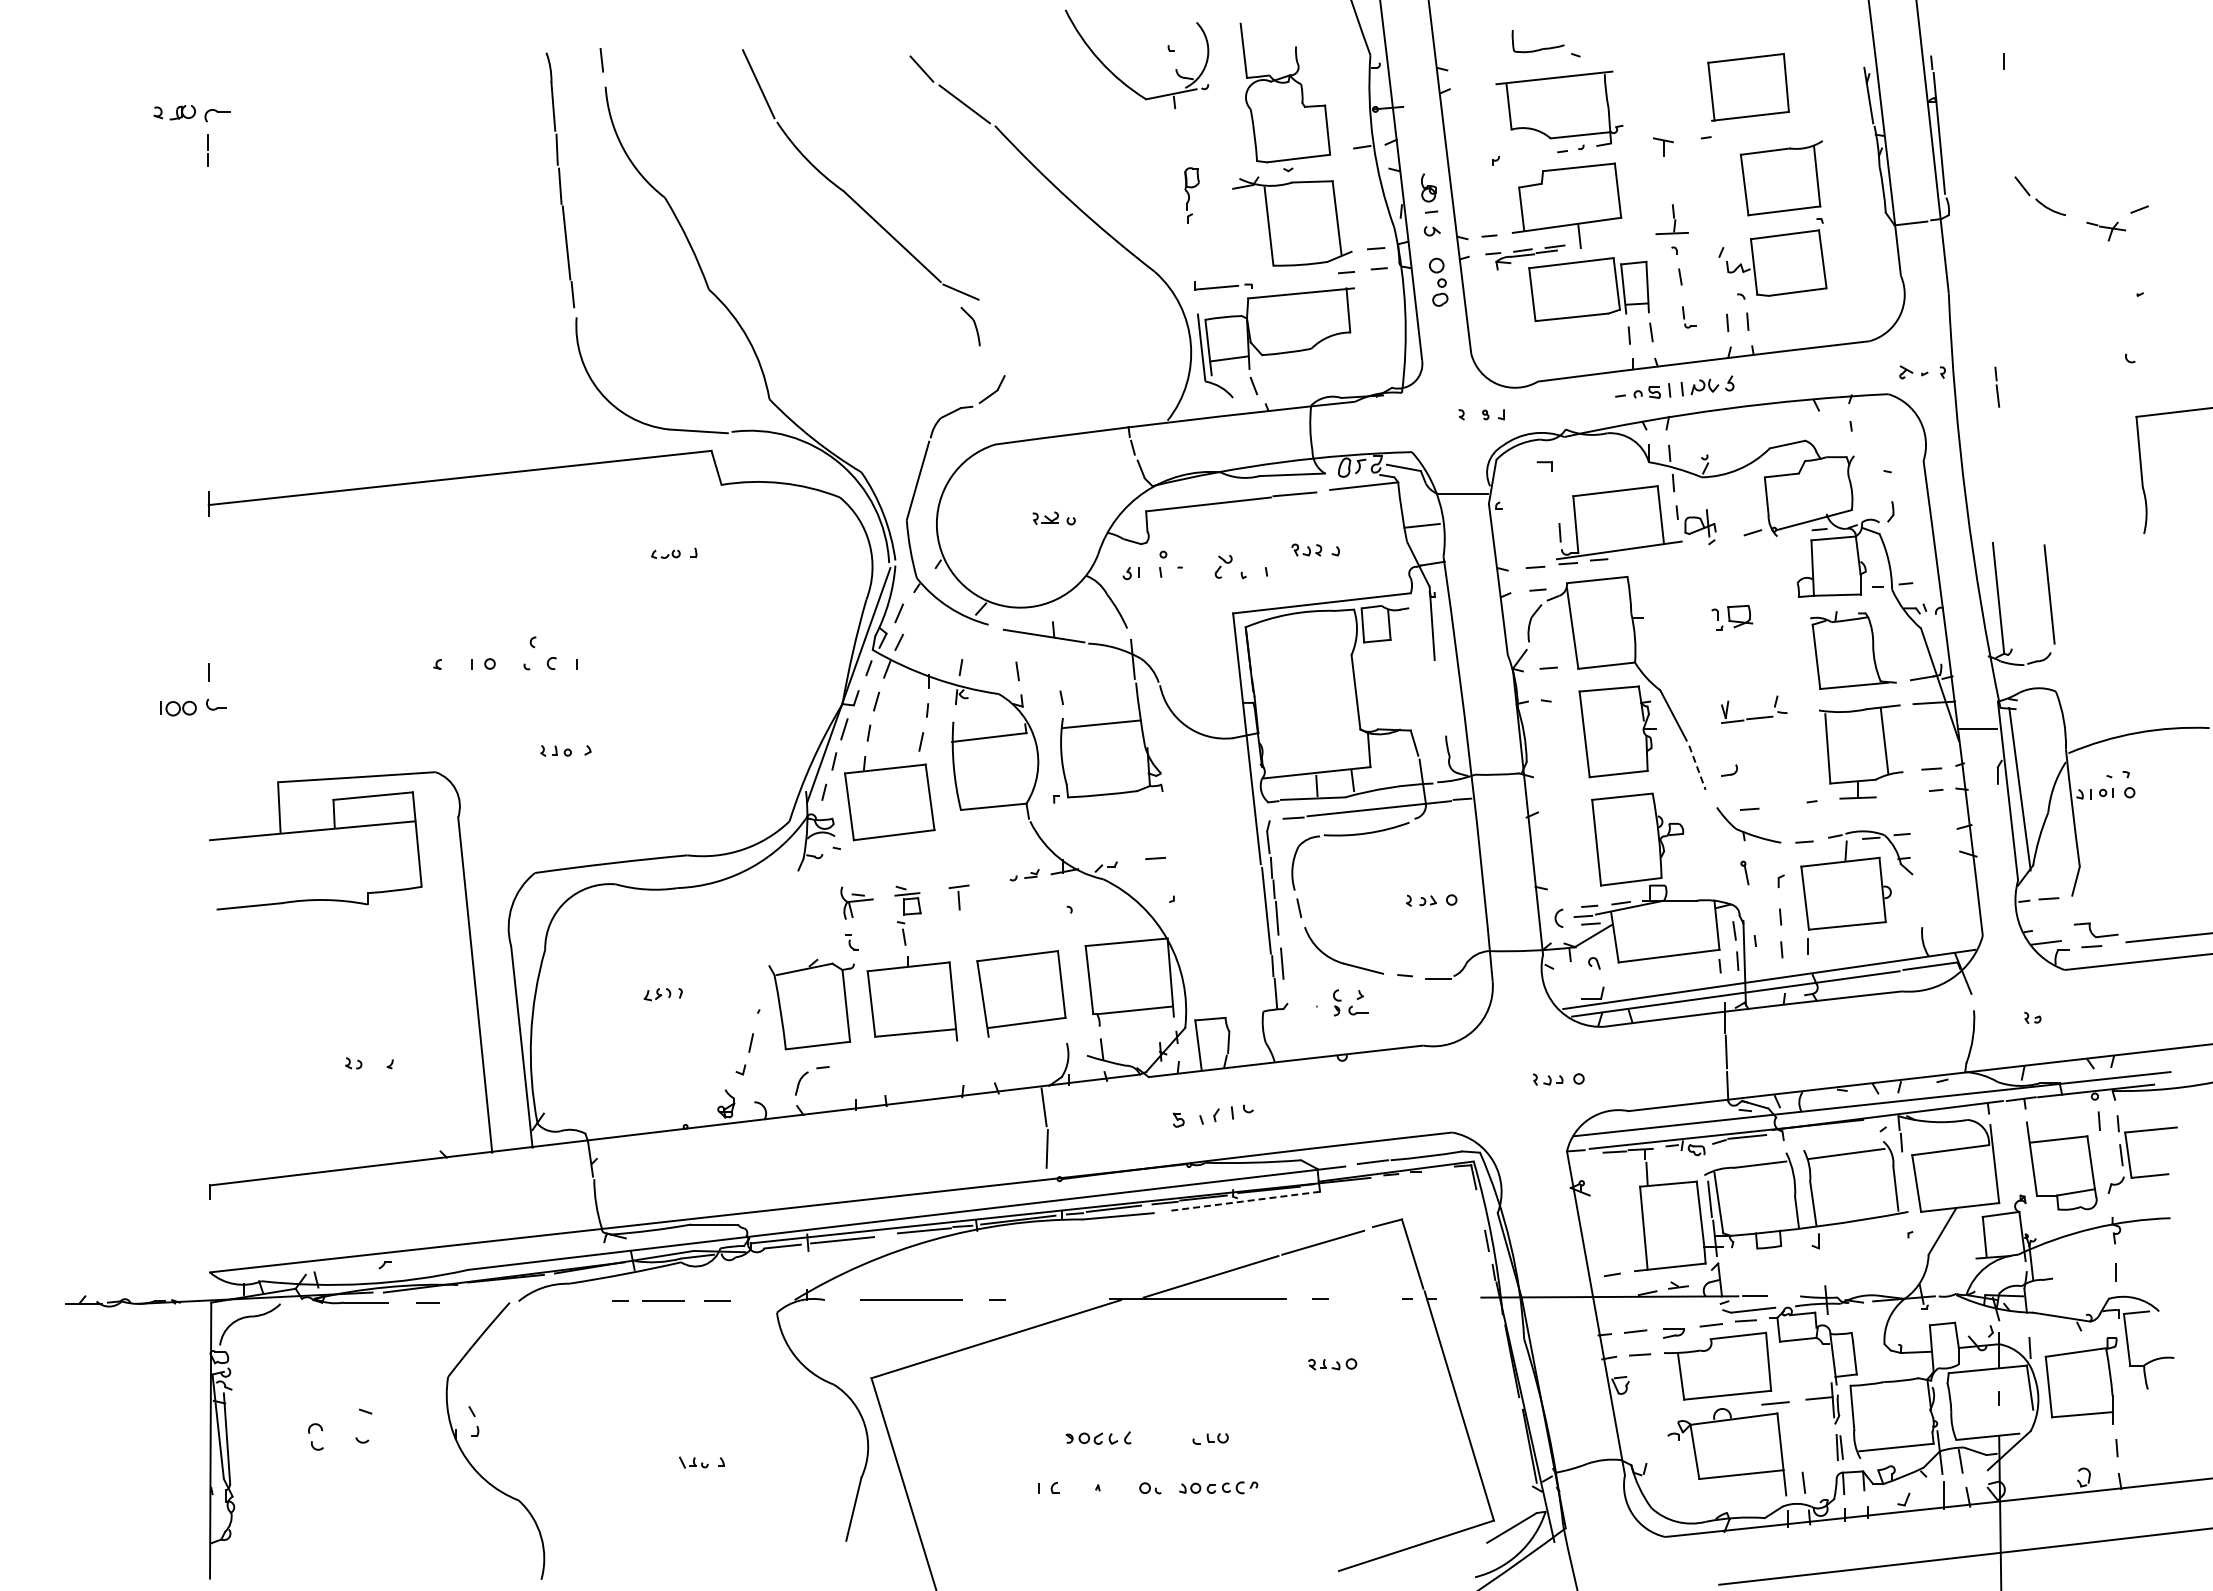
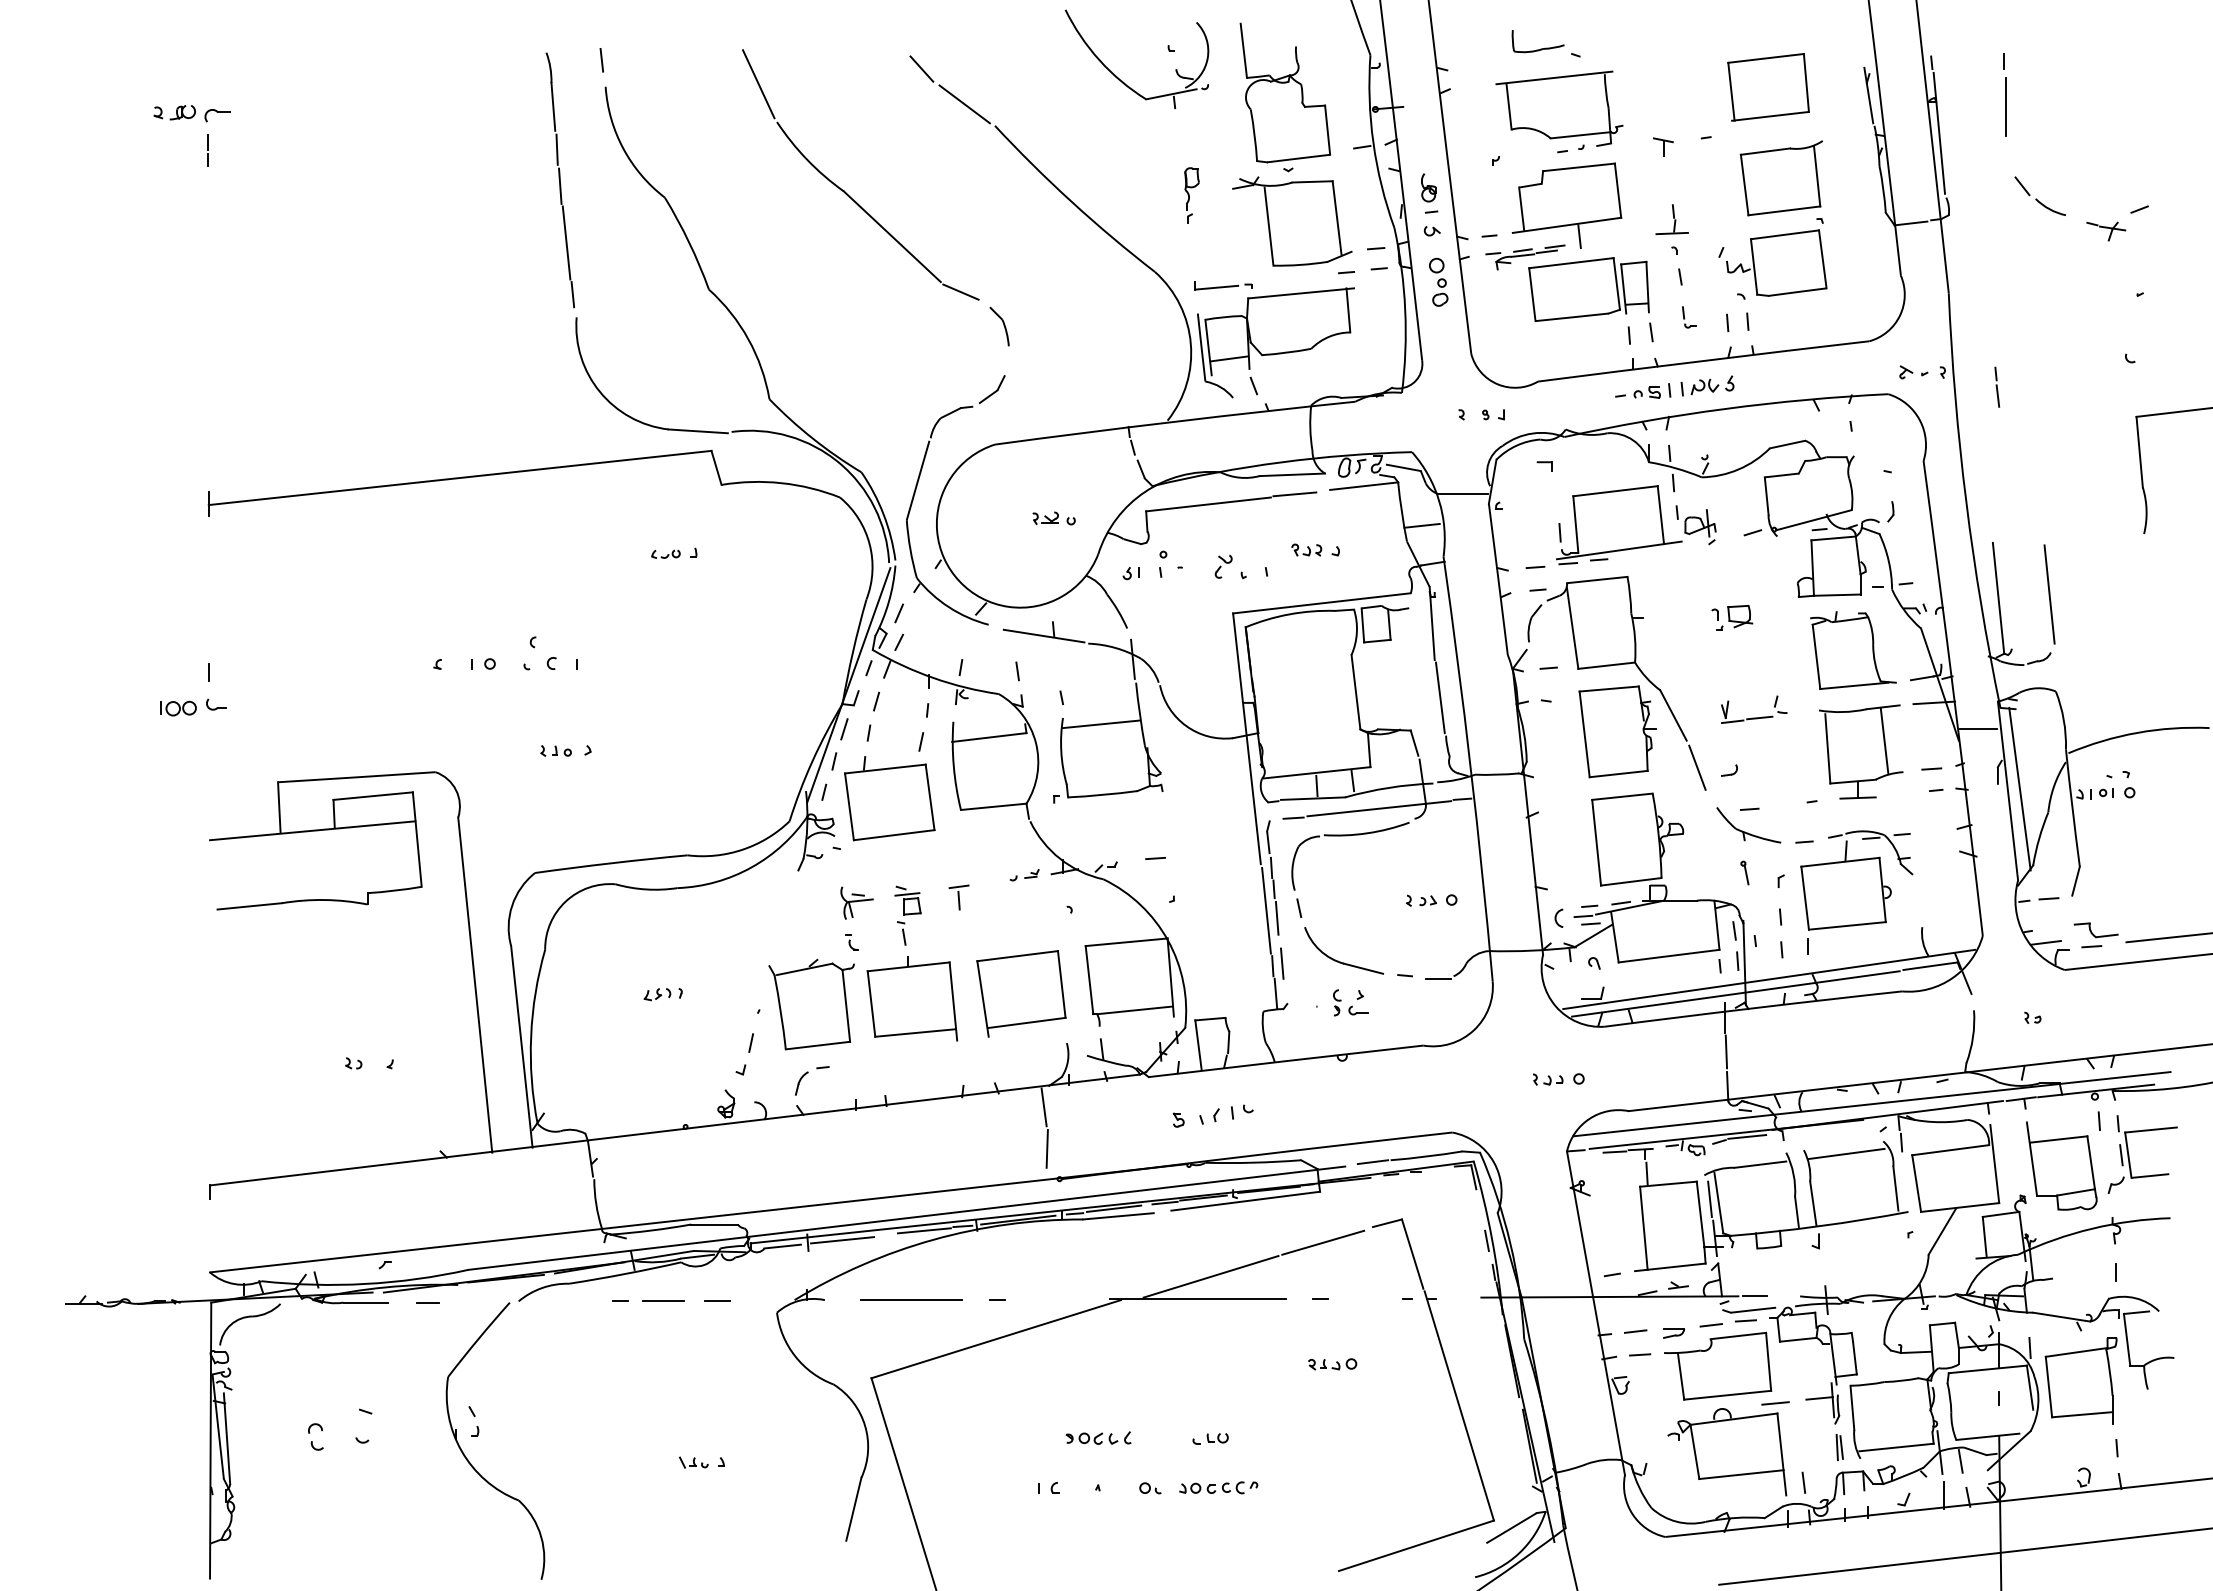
part position: (1748, 87) -> (1768, 87) (1768, 87)
line: none -> present (2005, 106)
part position: (970, 326) -> (999, 326) (999, 326)
line: none -> present (1439, 697)
line: dashed -> solid (1697, 767)
line: dashed -> solid (1245, 1201)
